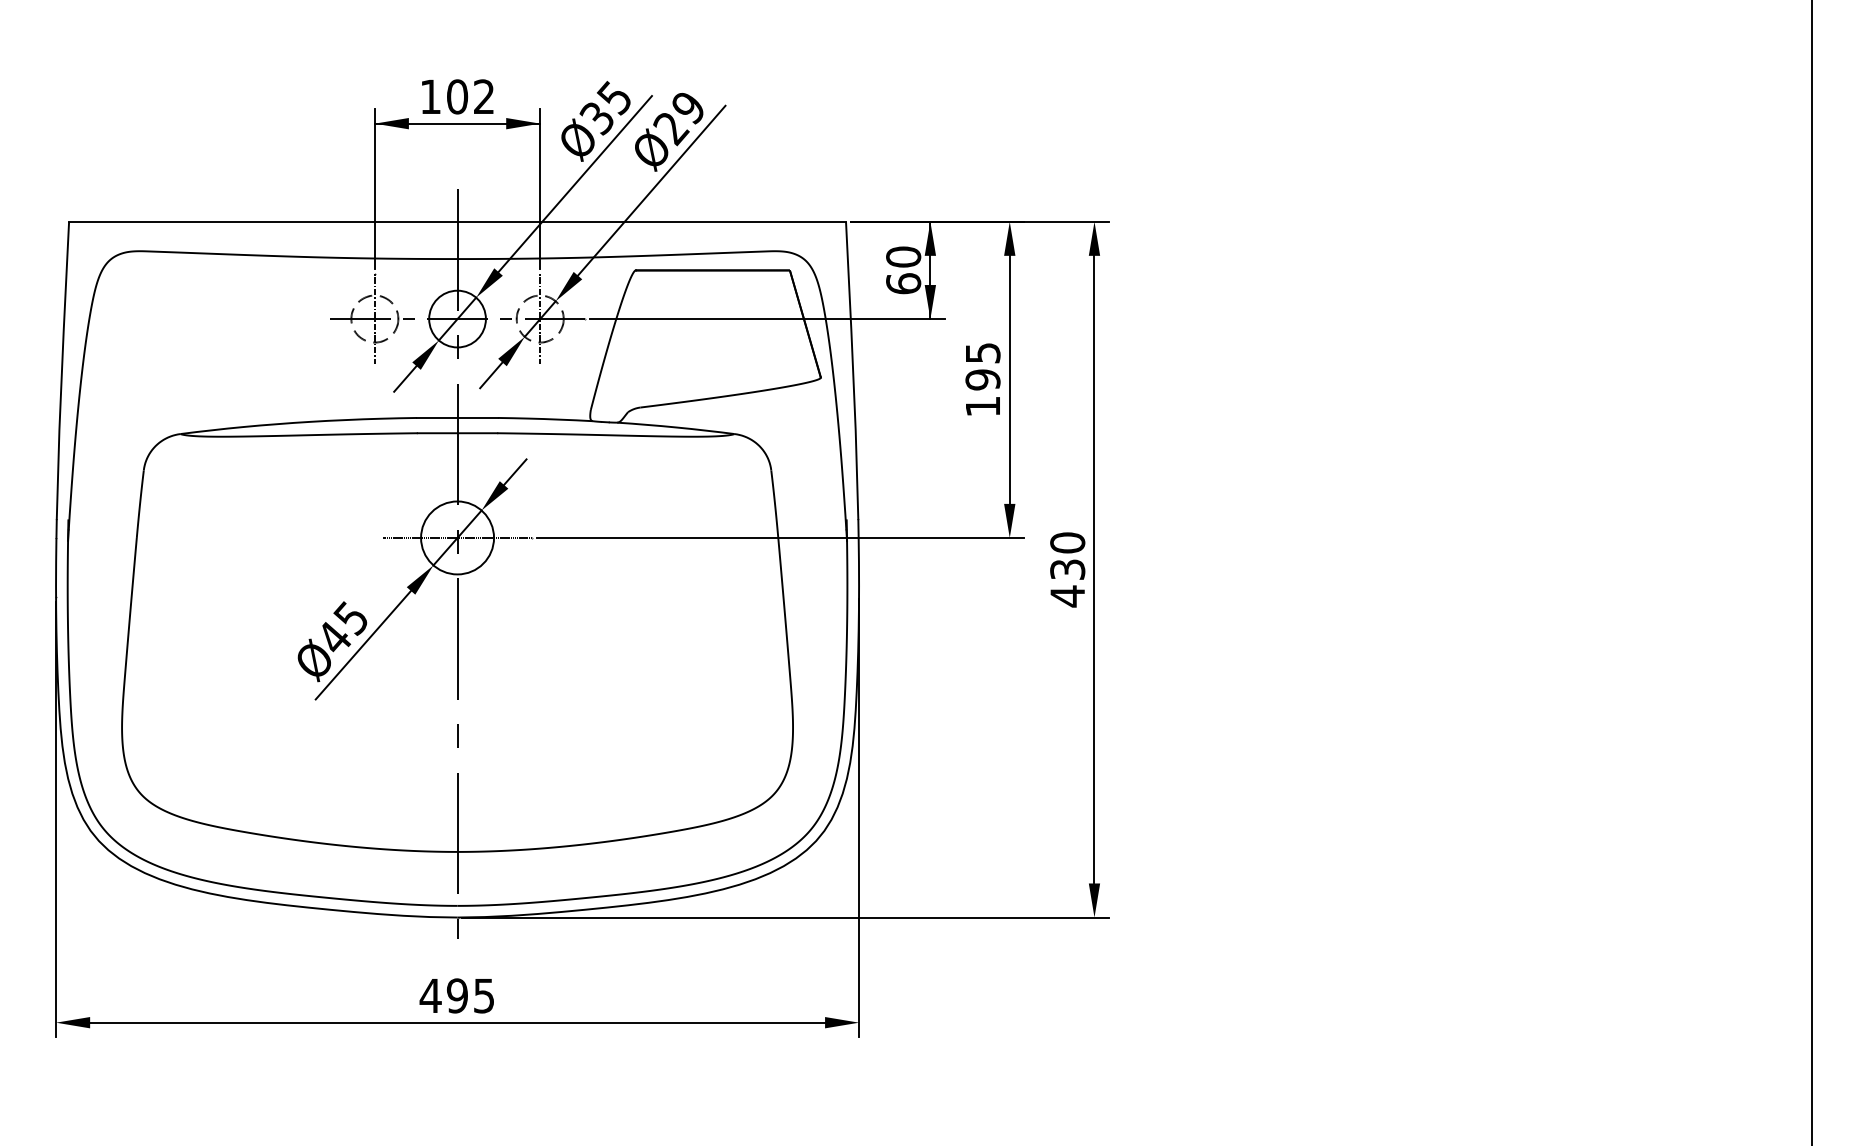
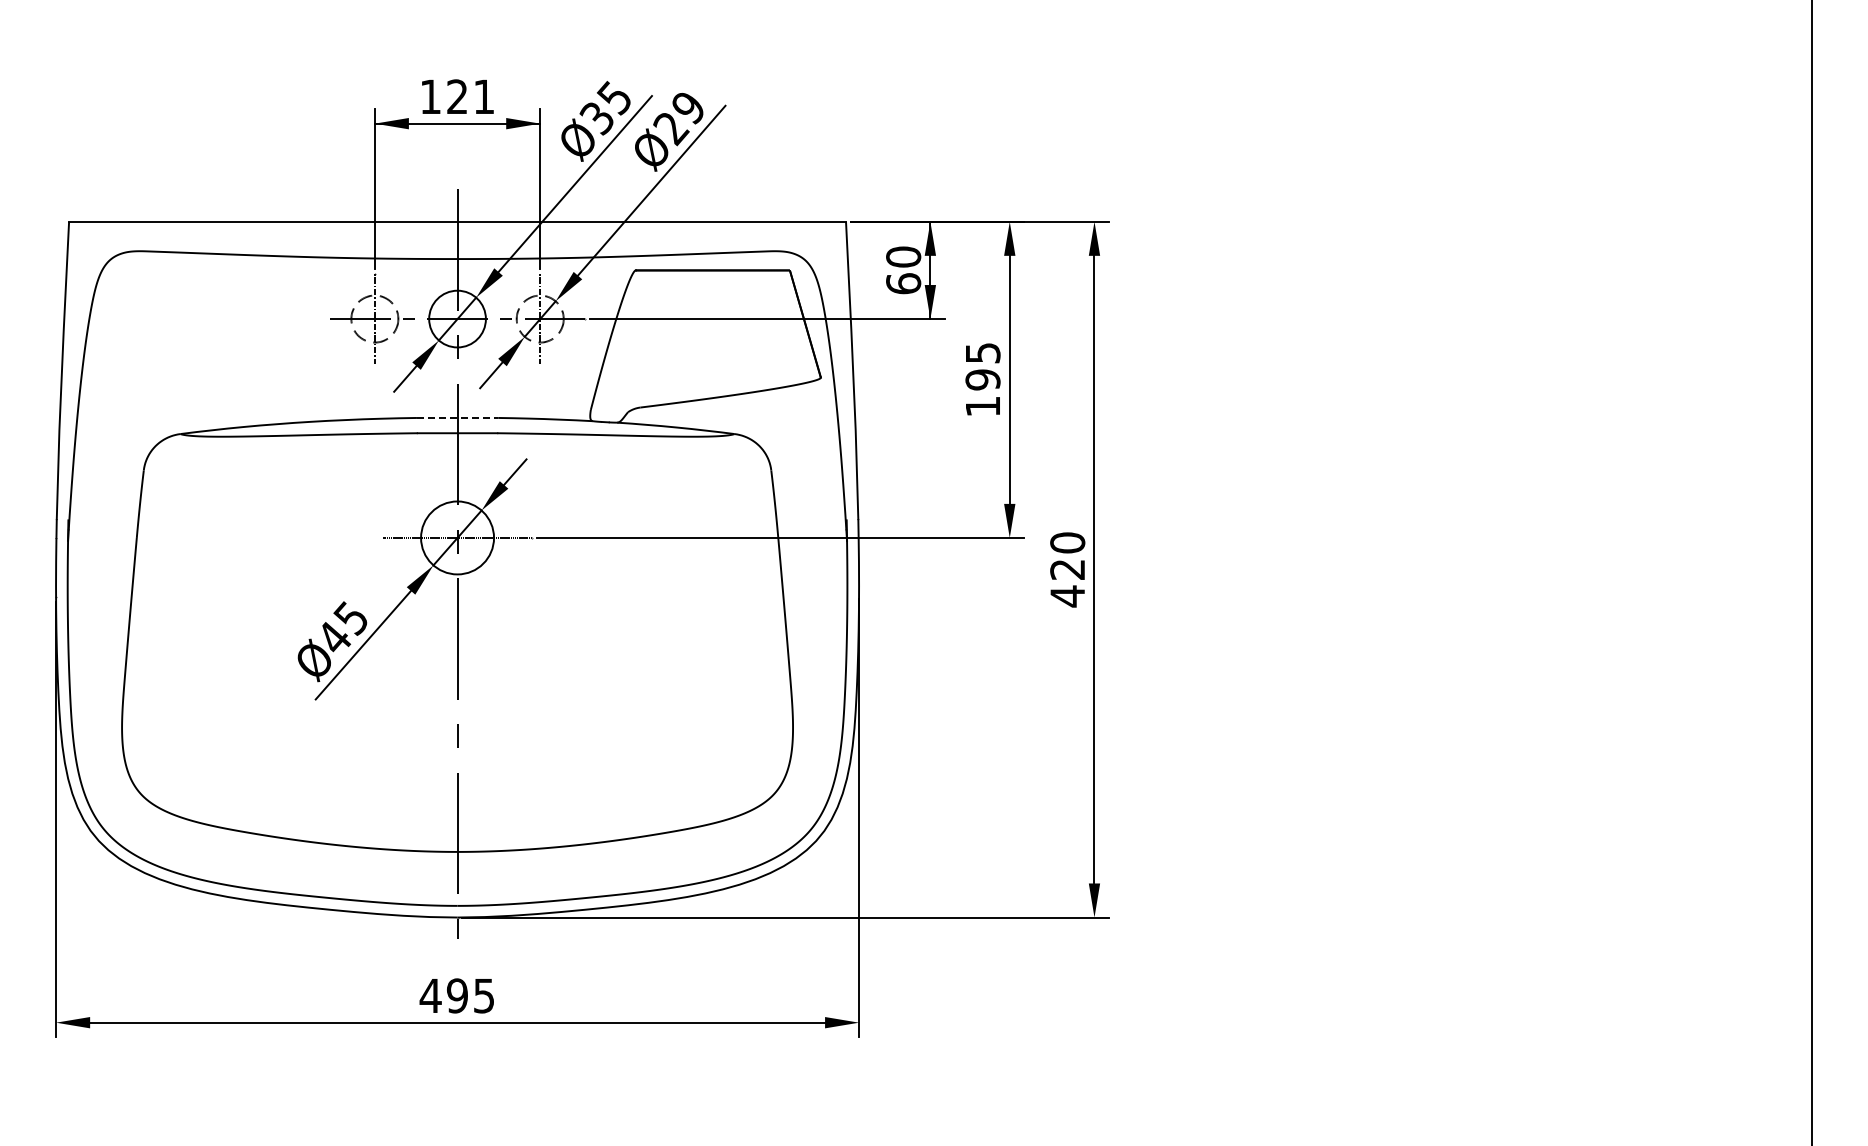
text: 102 -> 121 (470, 96)
line: solid -> dashed (457, 417)
text: 430 -> 420 (1067, 569)
